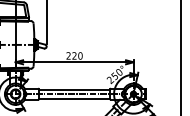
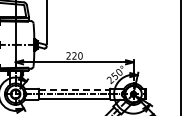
line: solid -> dashed (74, 89)
